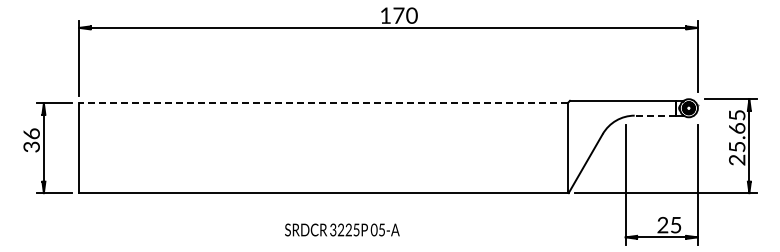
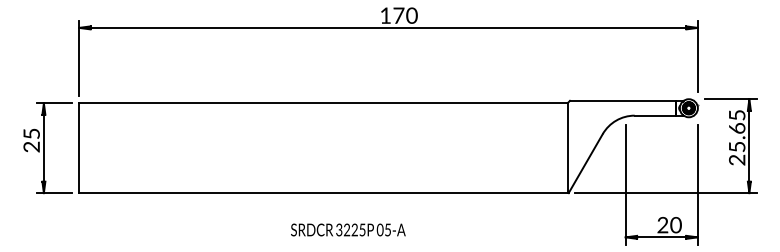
line: dashed -> solid (322, 103)
line: dashed -> solid (655, 115)
text: 36 -> 25 (31, 140)
text: 25 -> 20 (675, 225)
text position: (342, 229) -> (348, 229) (348, 229)
